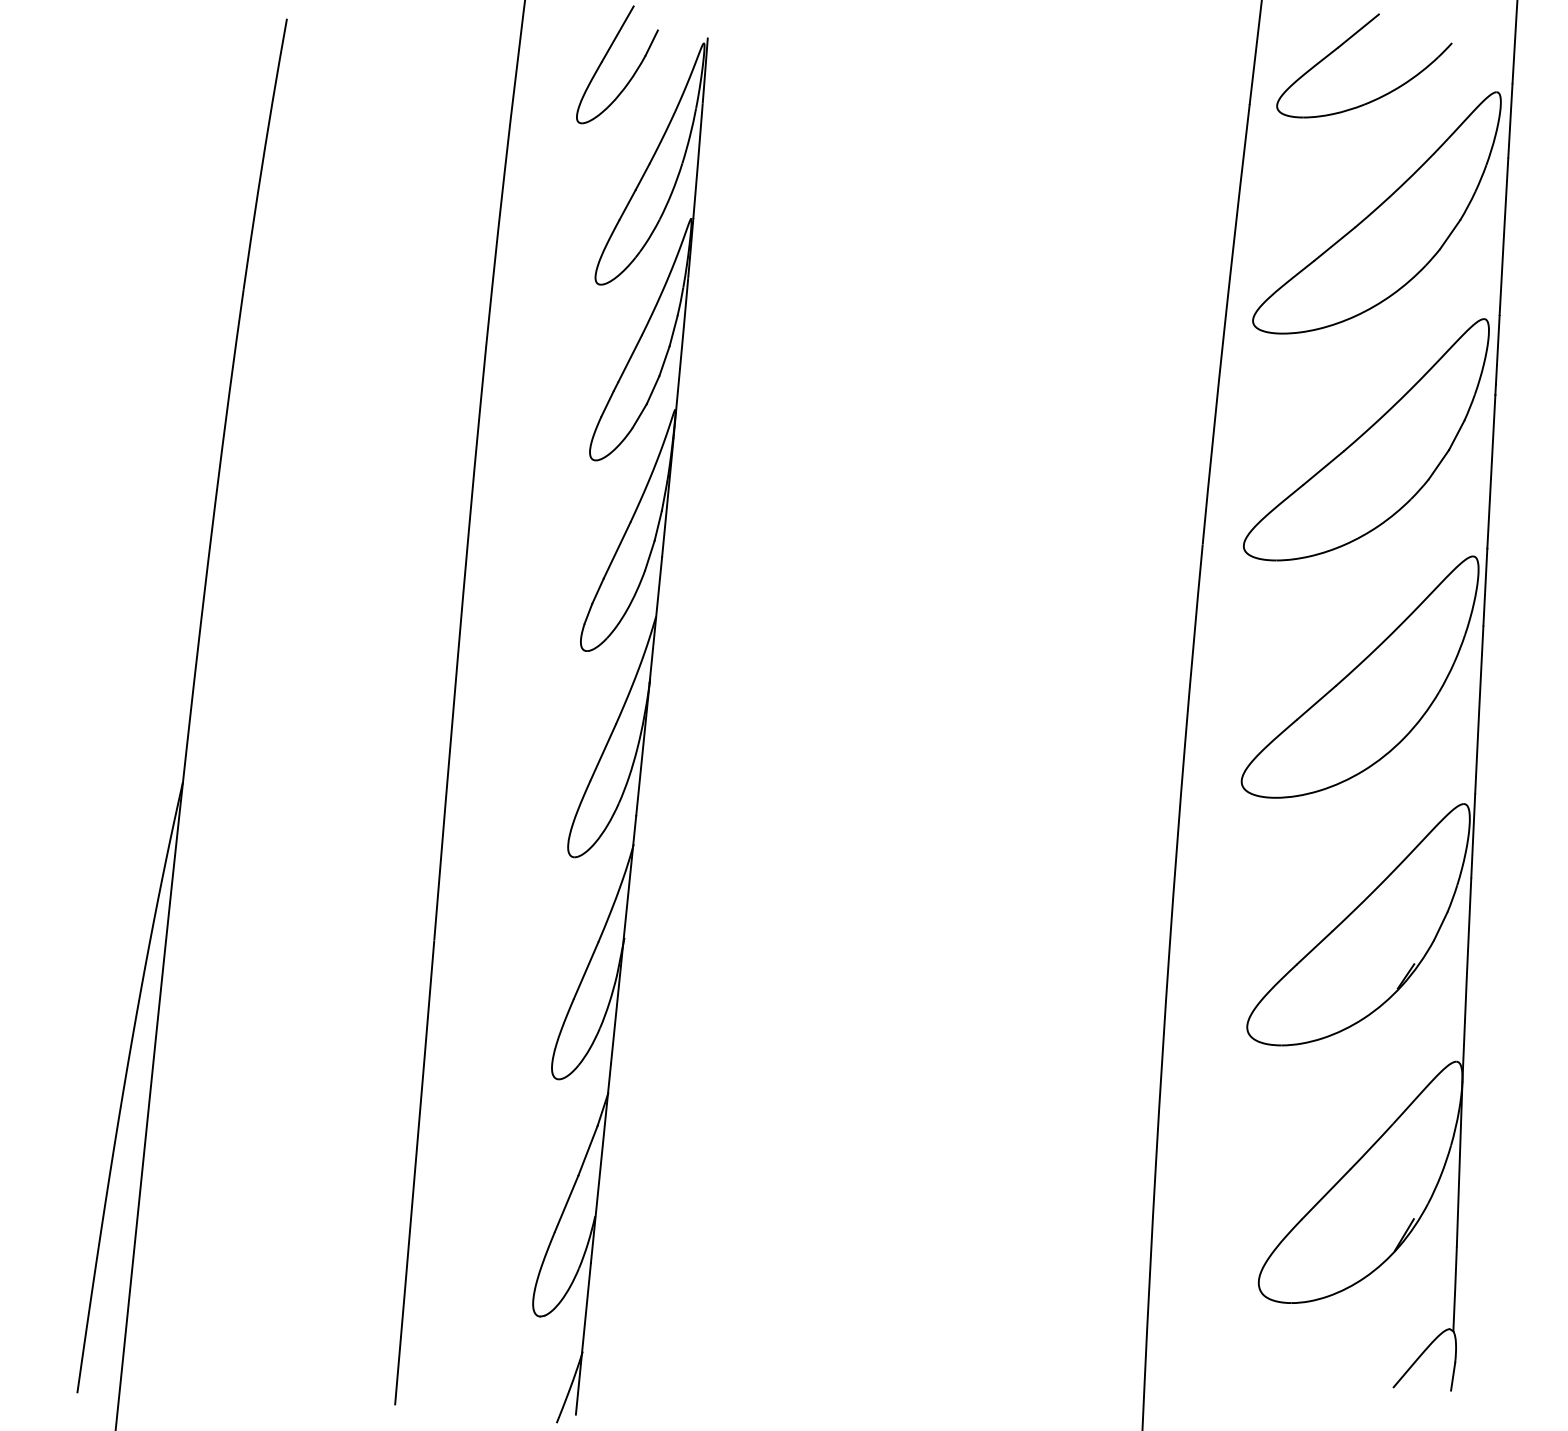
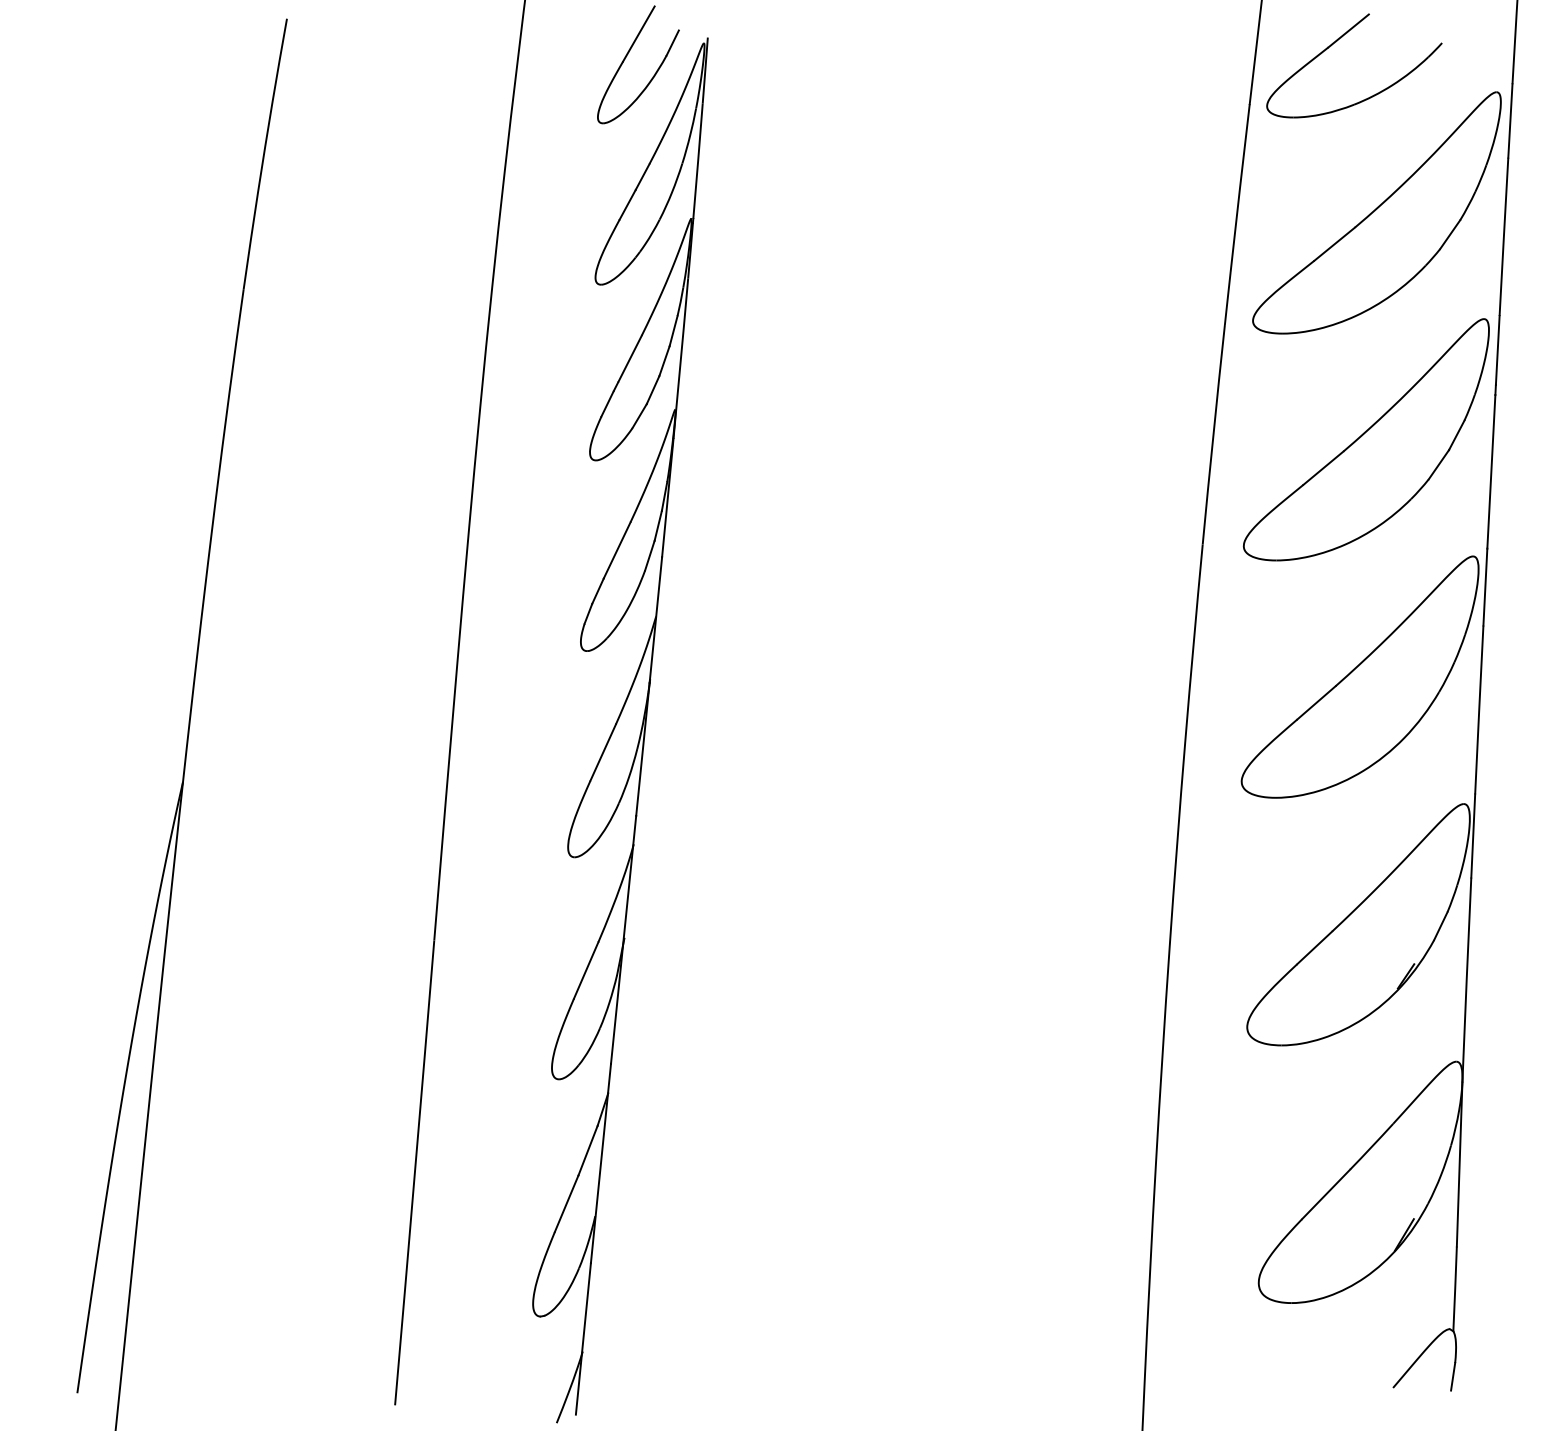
part position: (1346, 42) -> (1336, 42) (1336, 42)
part position: (606, 56) -> (627, 56) (627, 56)
